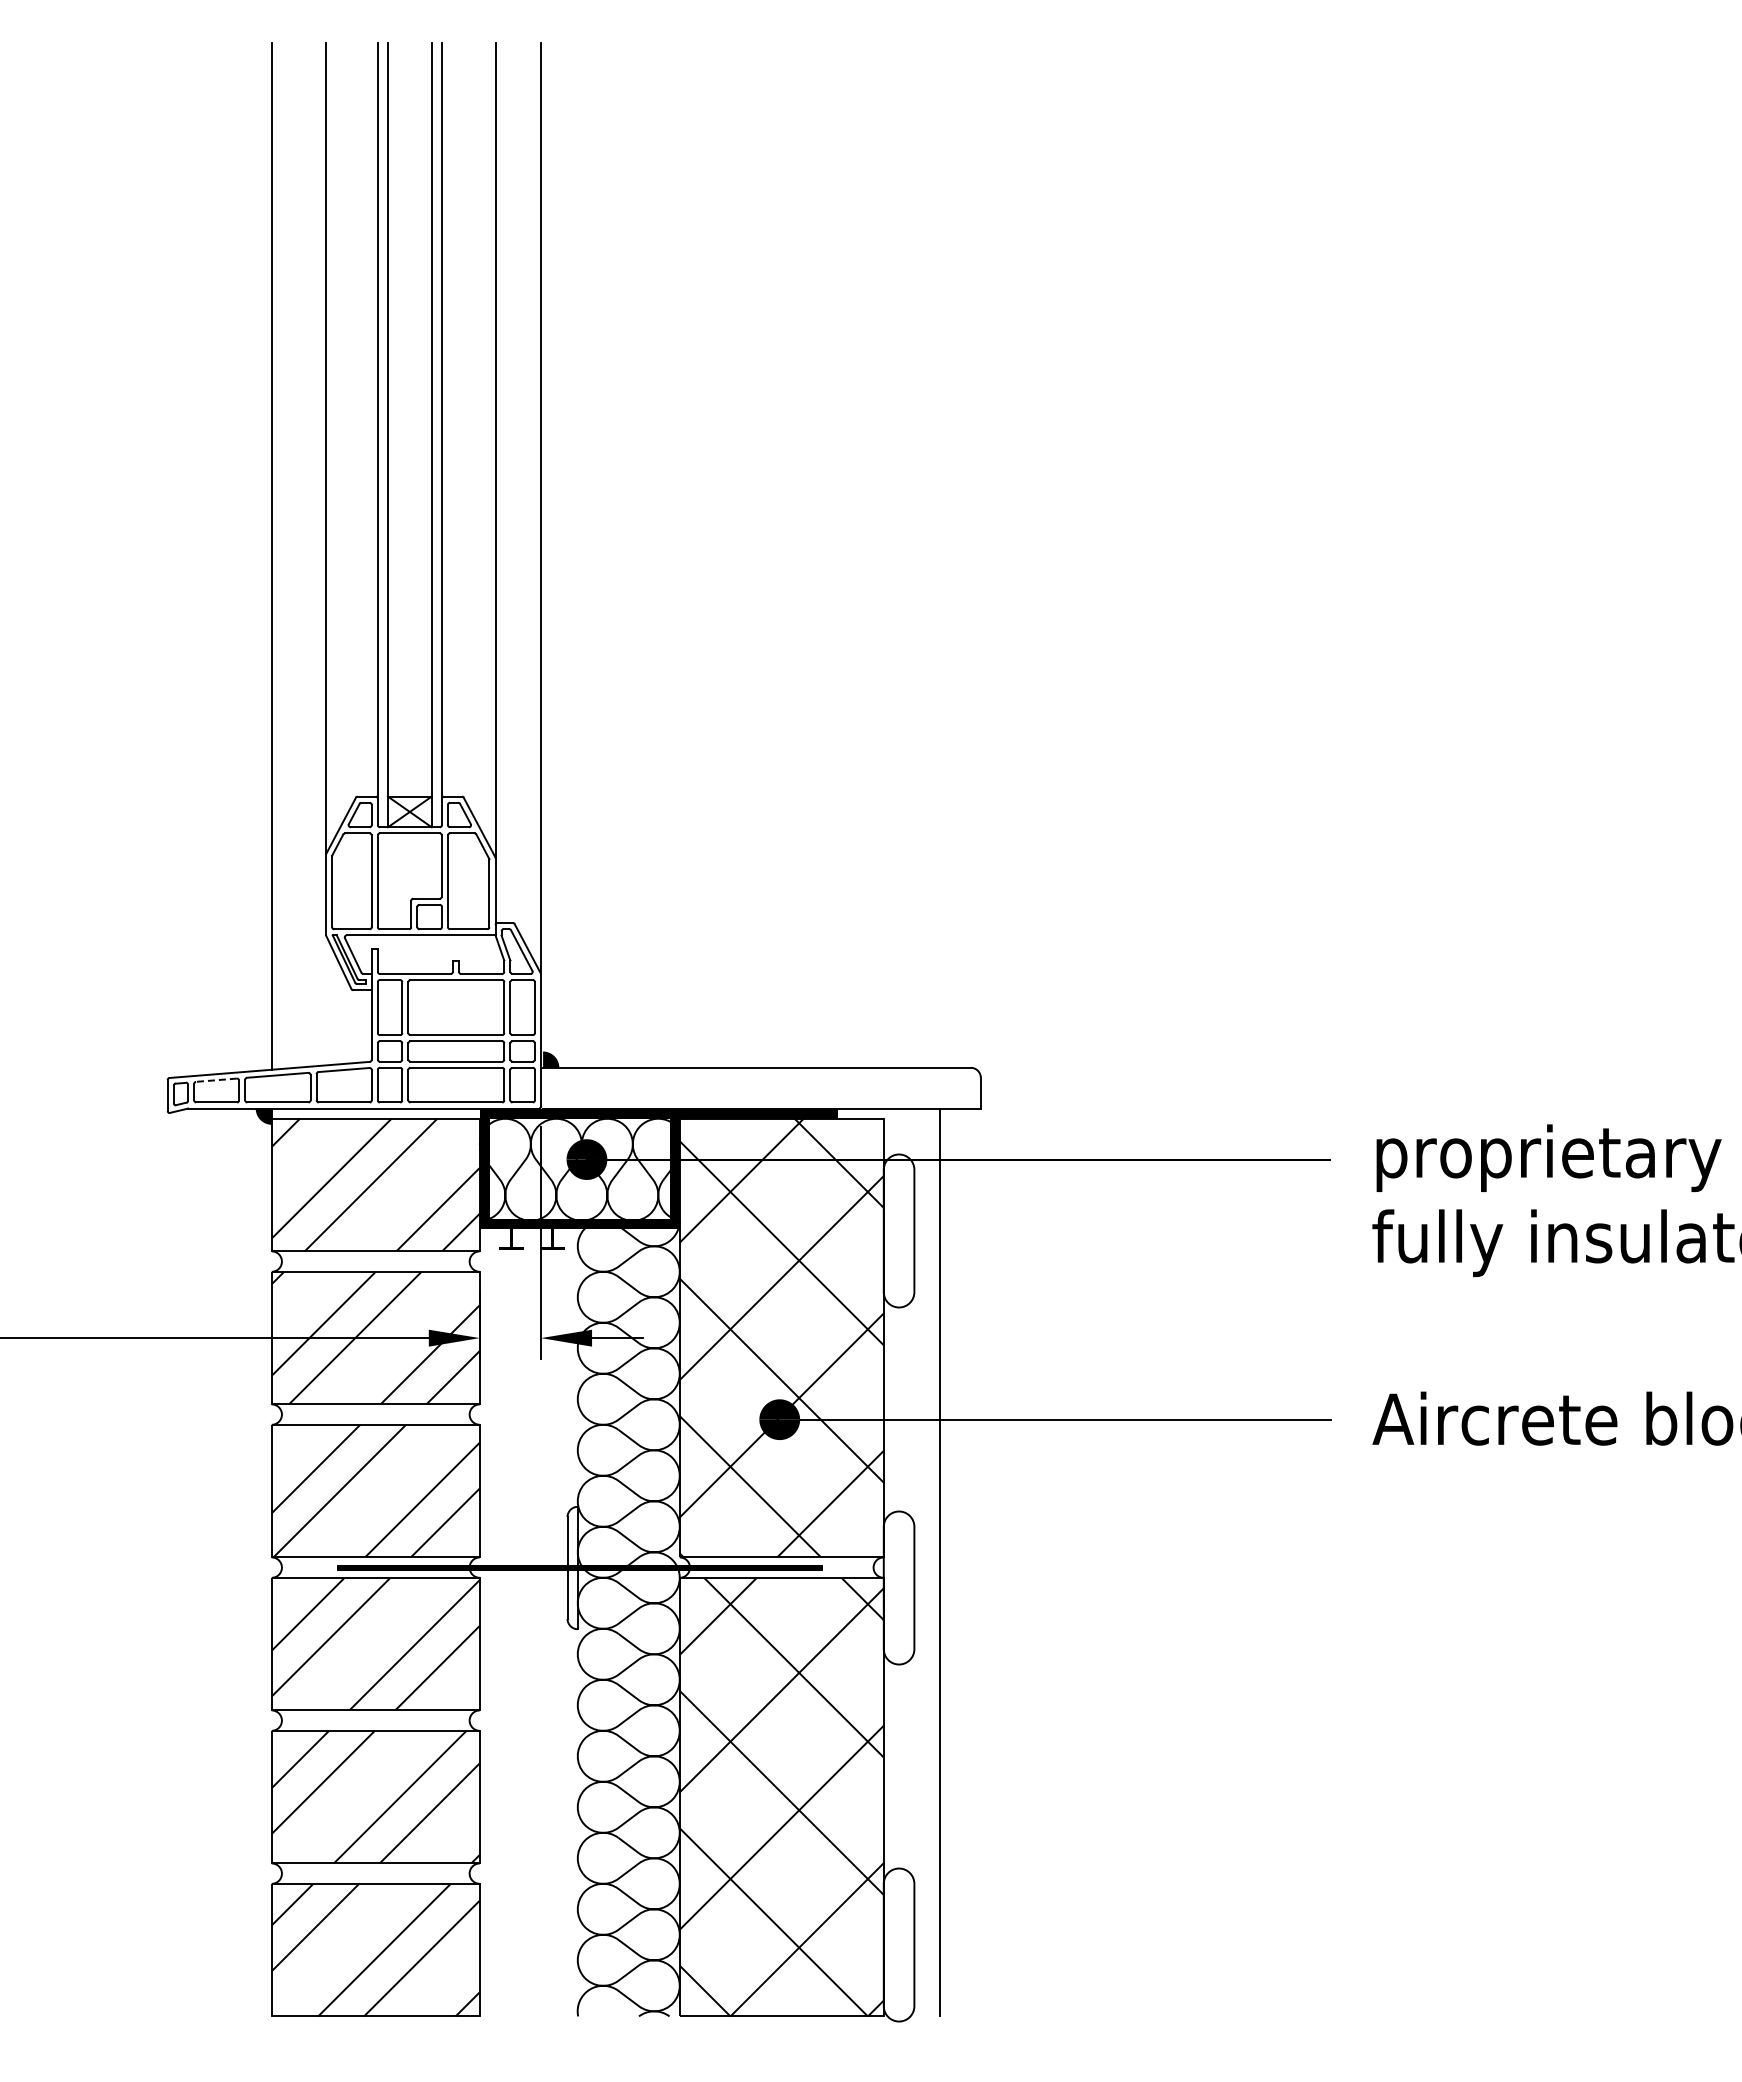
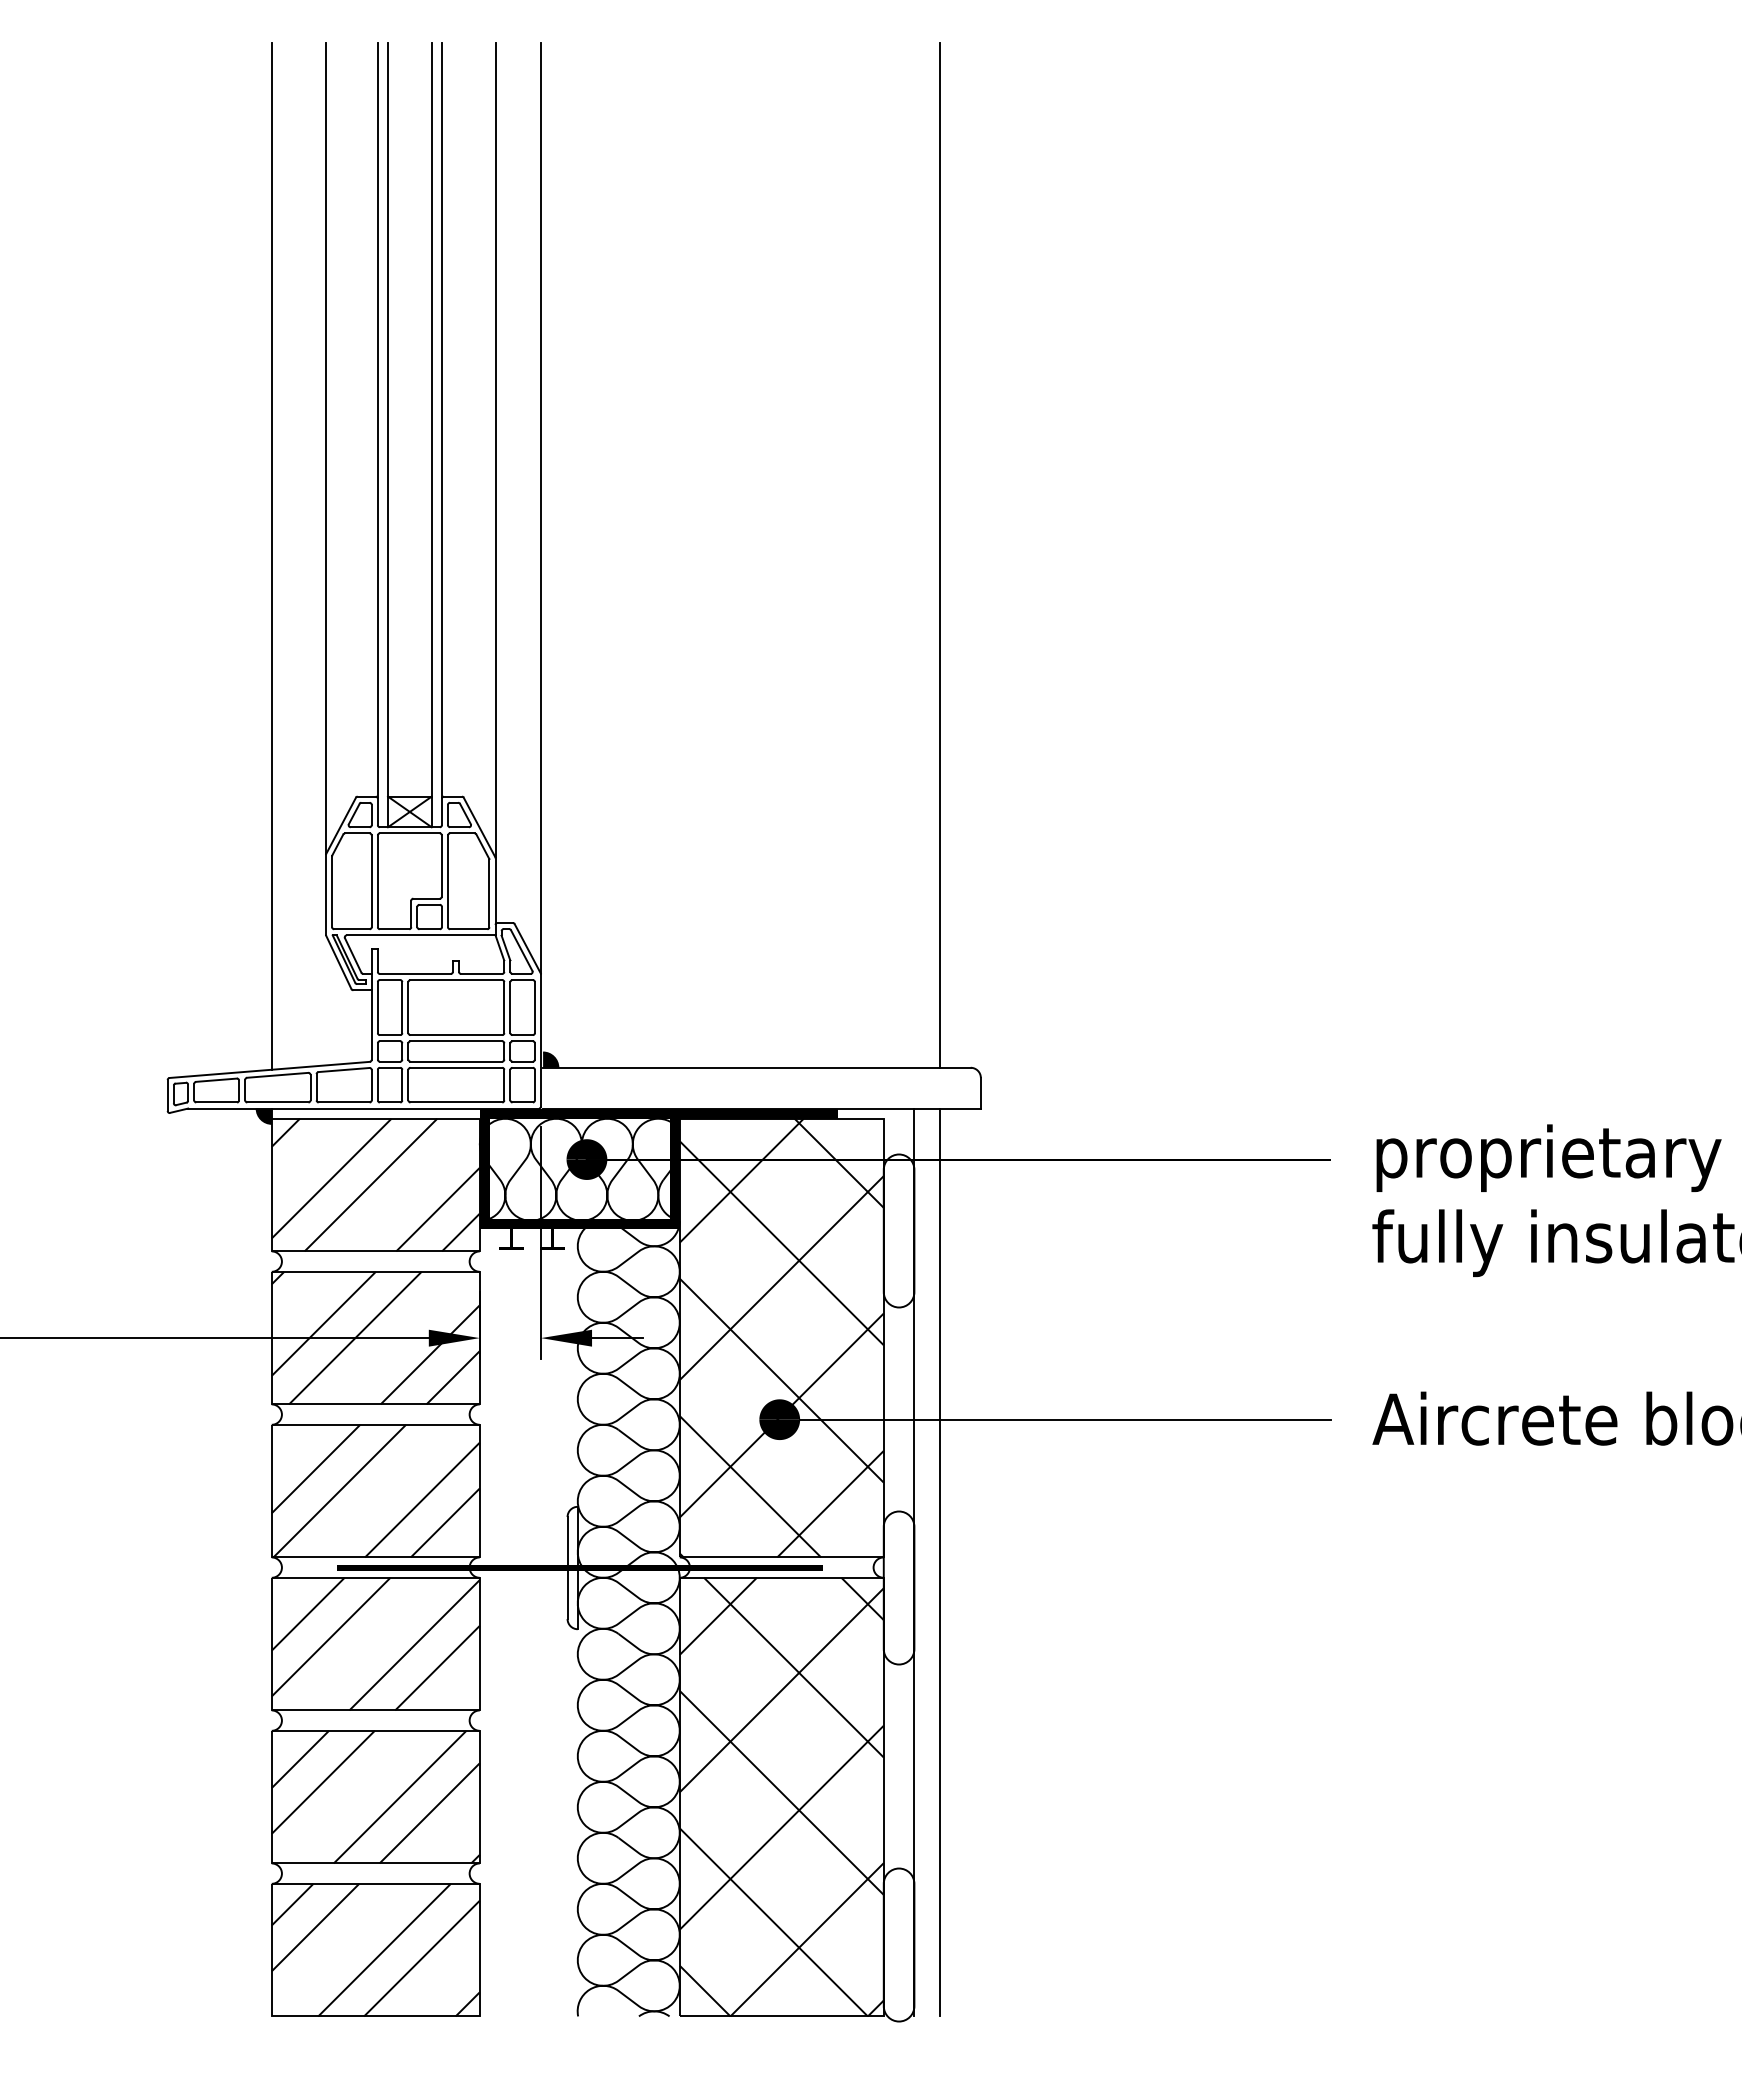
line: none -> present (939, 555)
line: dashed -> solid (215, 1080)
line: none -> present (914, 1562)
